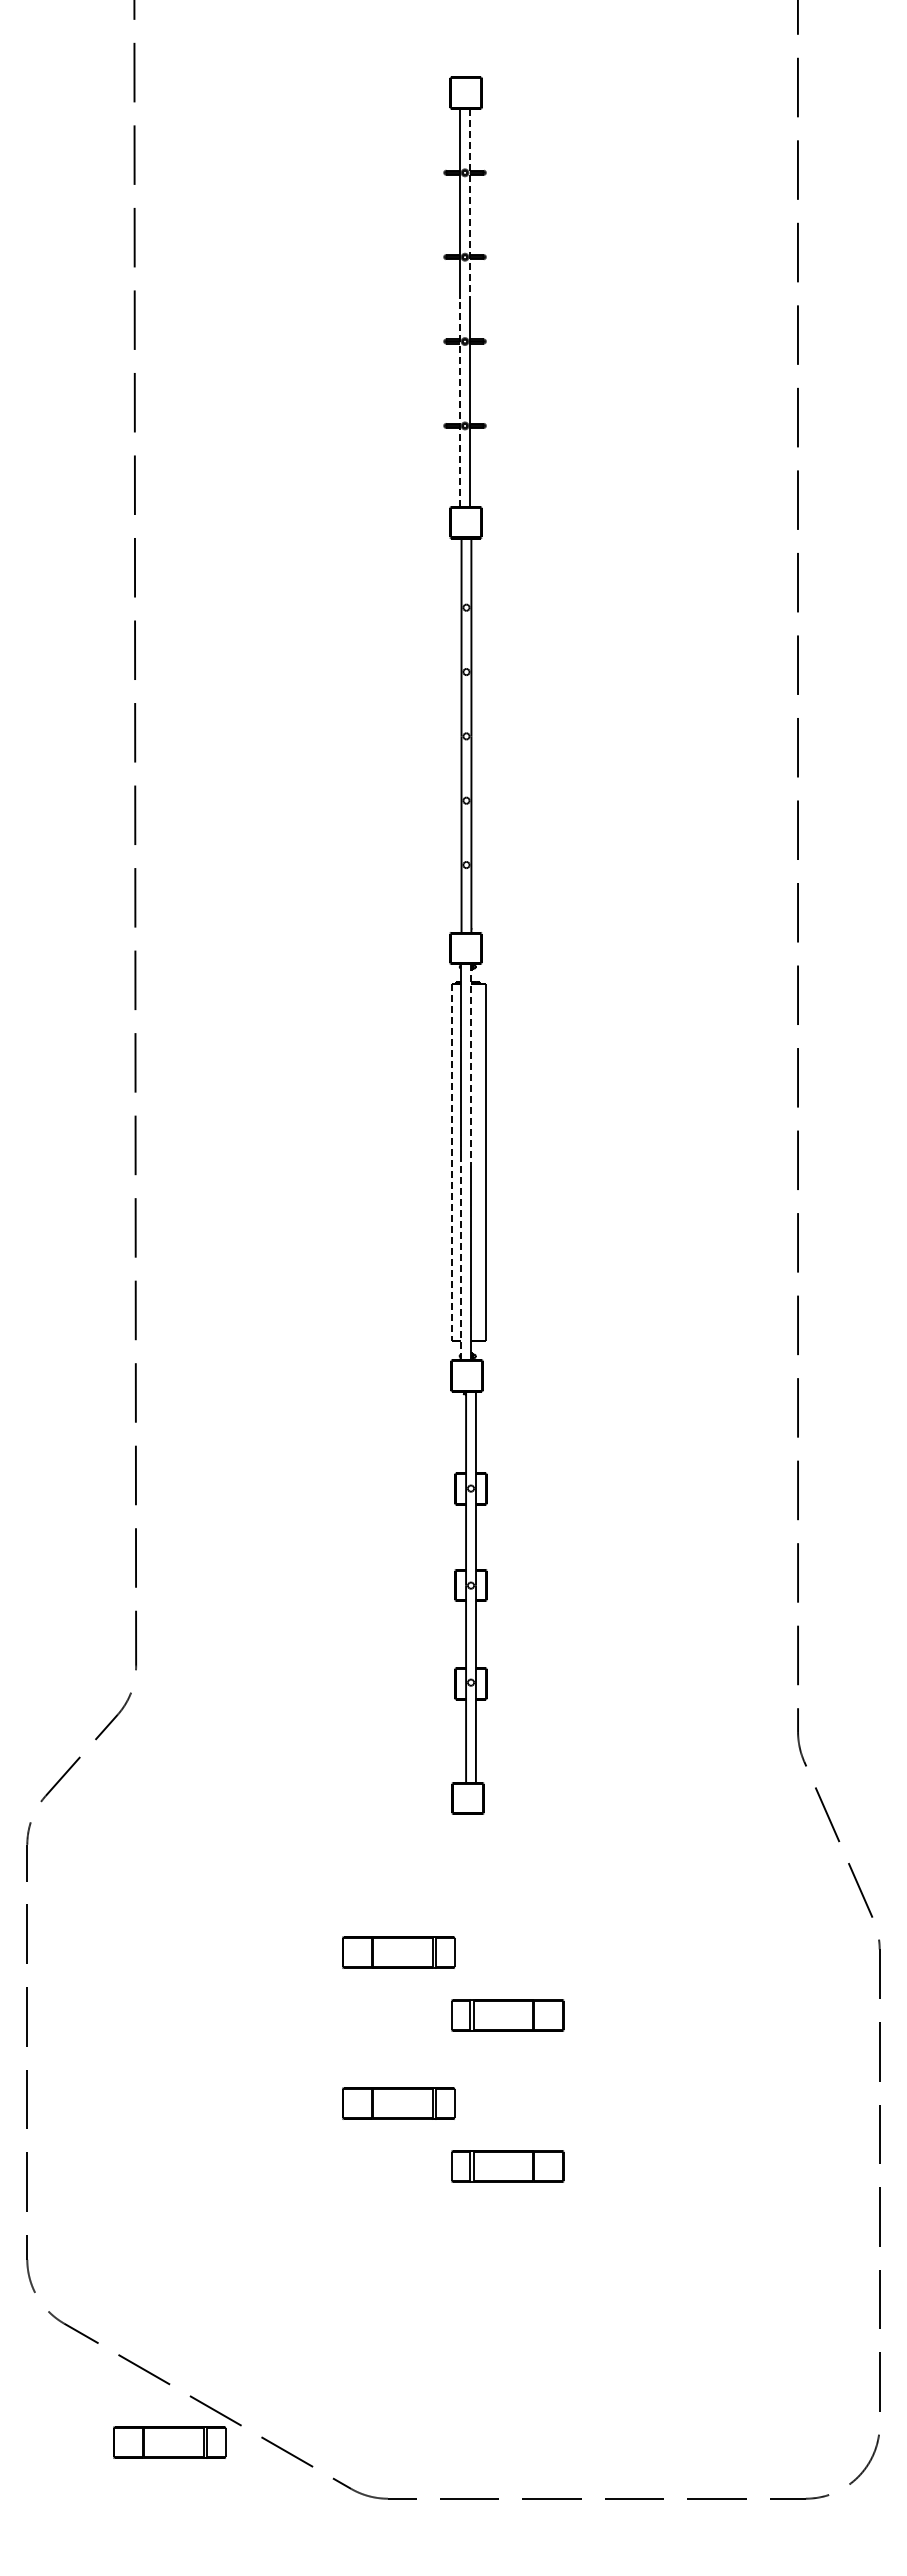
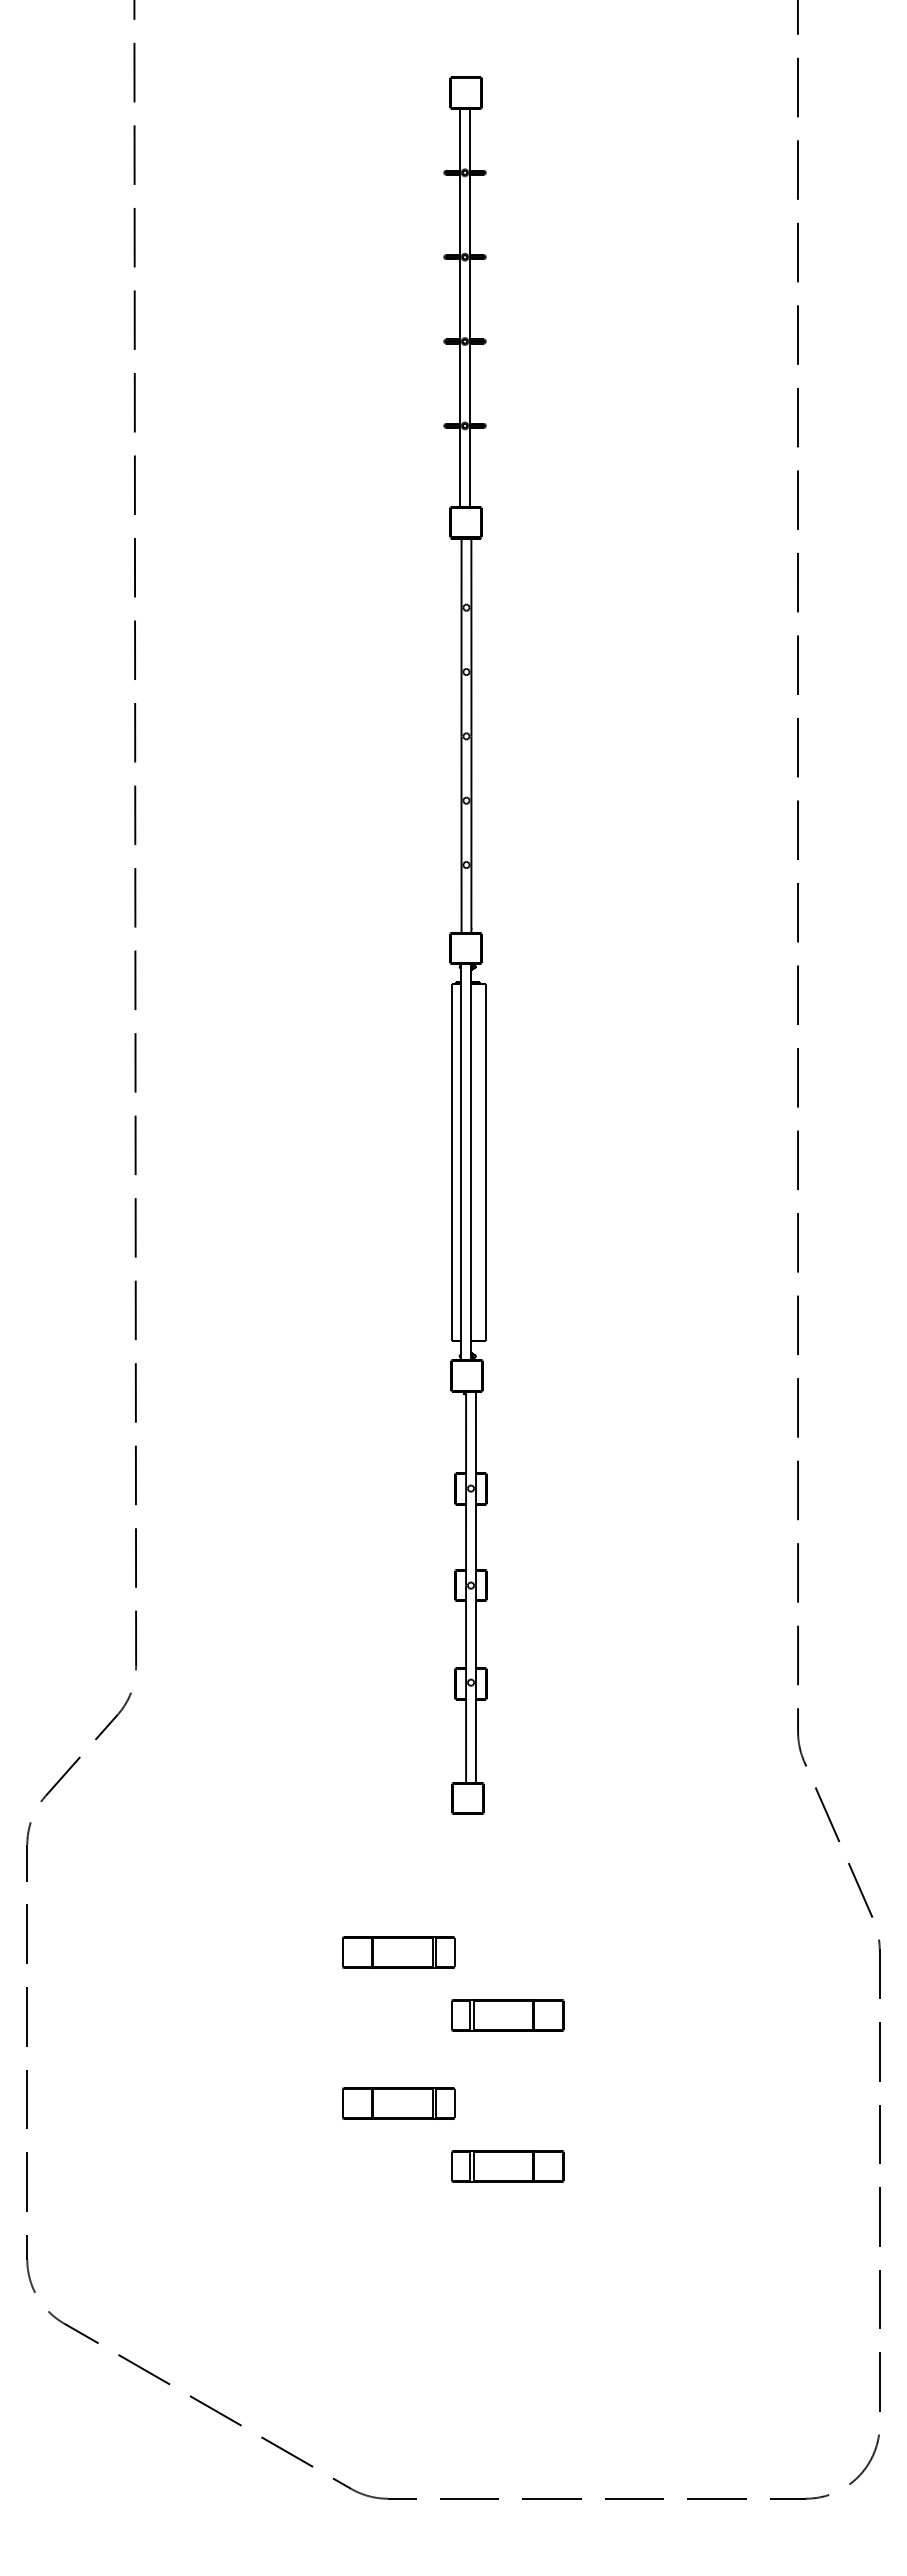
line: dashed -> solid (469, 204)
line: dashed -> solid (460, 403)
line: dashed -> solid (470, 1063)
line: dashed -> solid (451, 1163)
line: dashed -> solid (460, 1261)
part: present -> none (169, 2442)
